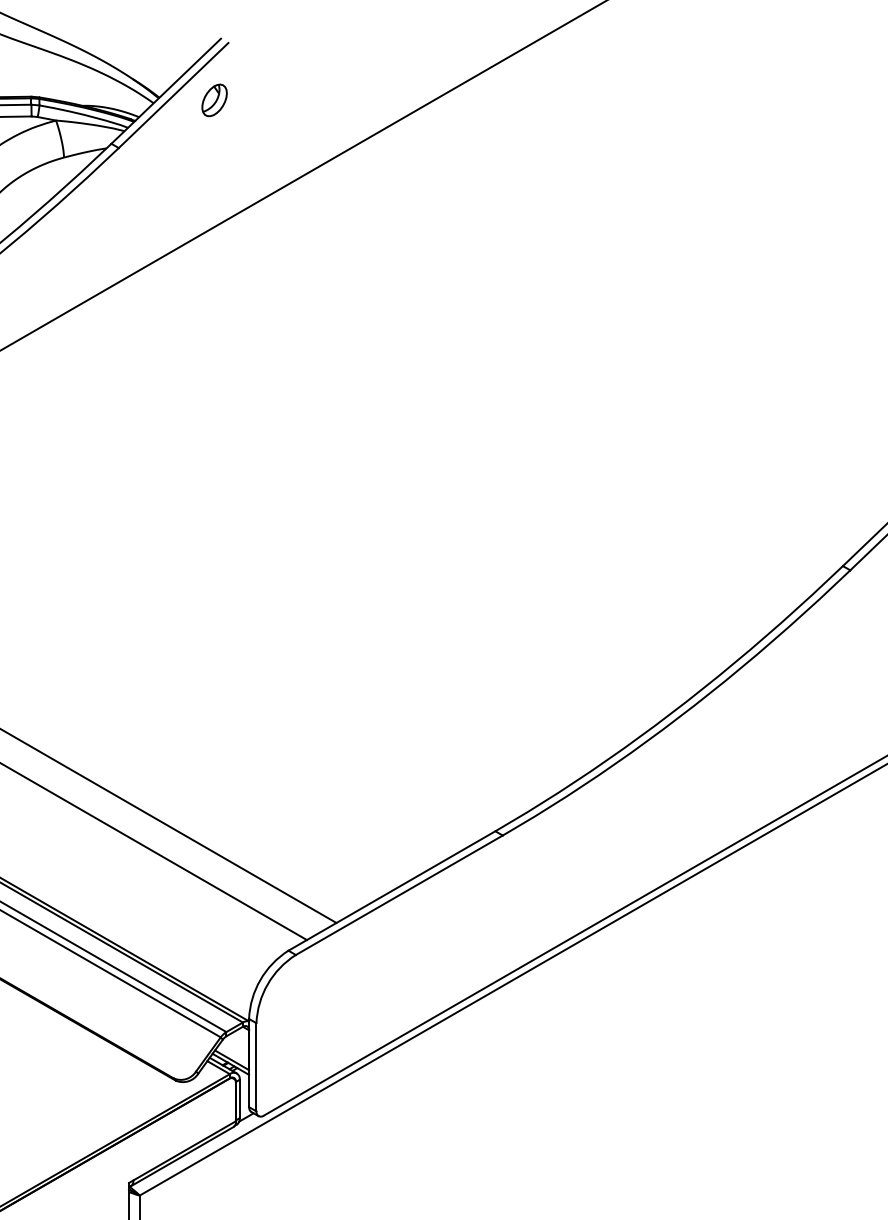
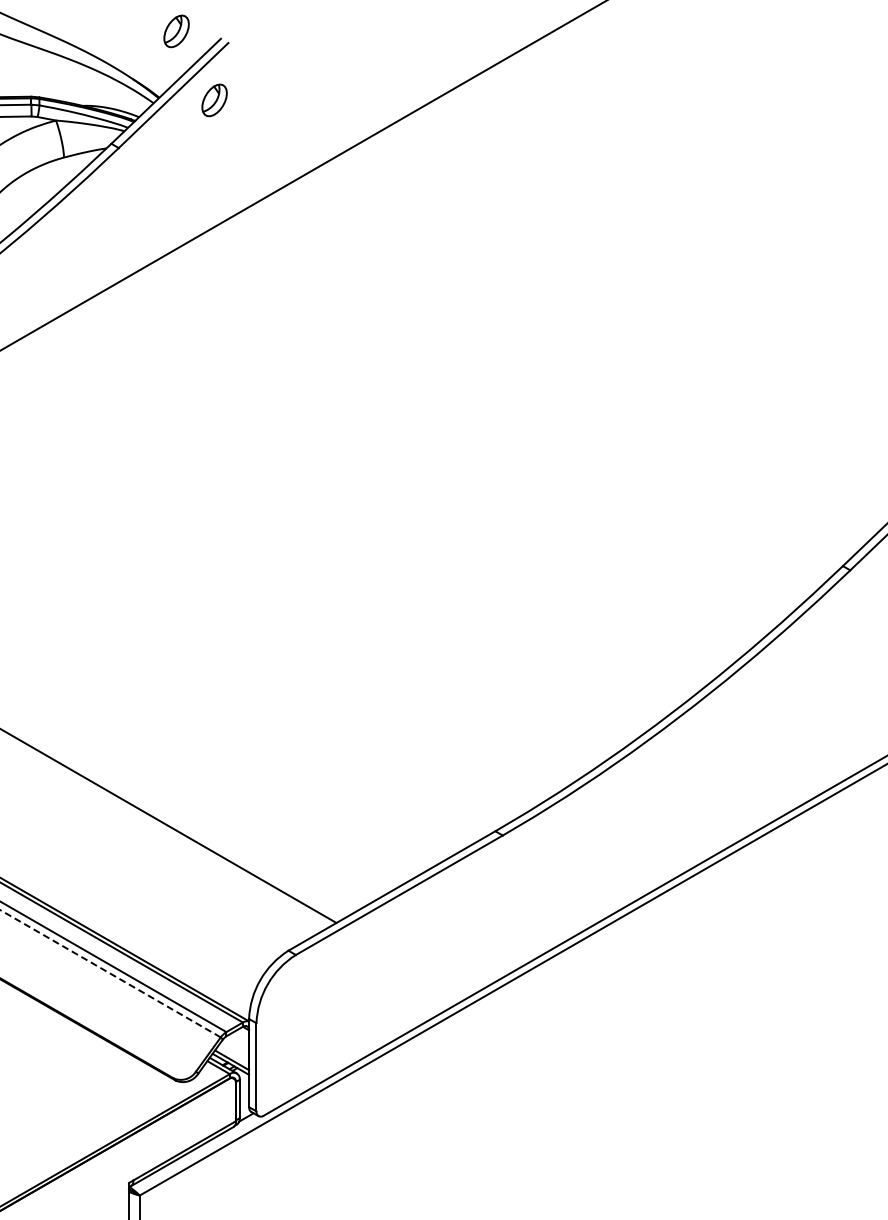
part: none -> present (176, 31)
line: present -> none (154, 852)
line: solid -> dashed (110, 973)
